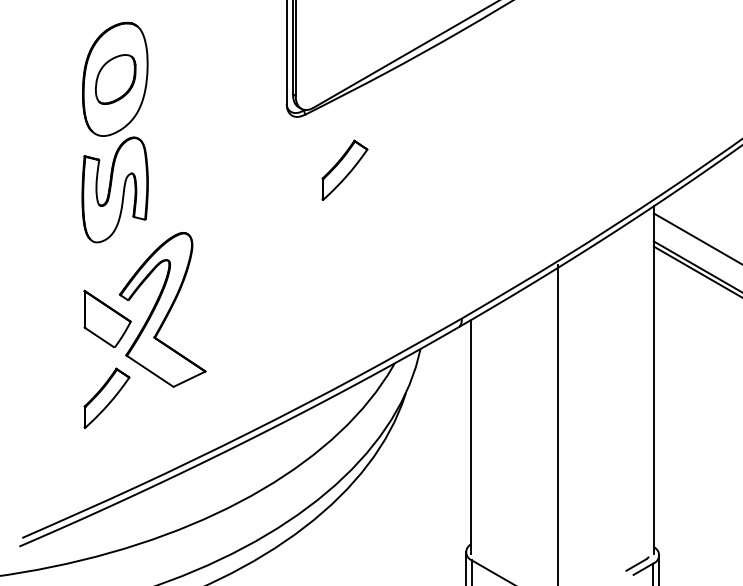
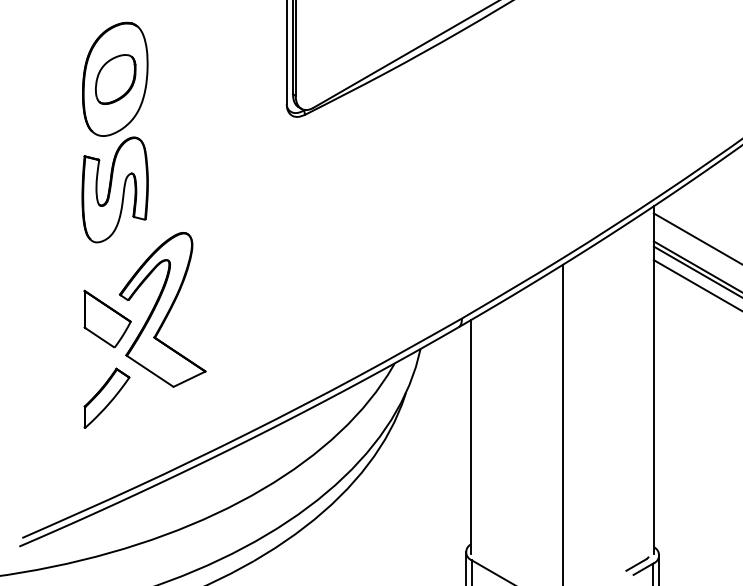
part: present -> none (344, 169)
line: none -> present (696, 284)
line position: (557, 423) -> (562, 423) (562, 423)
